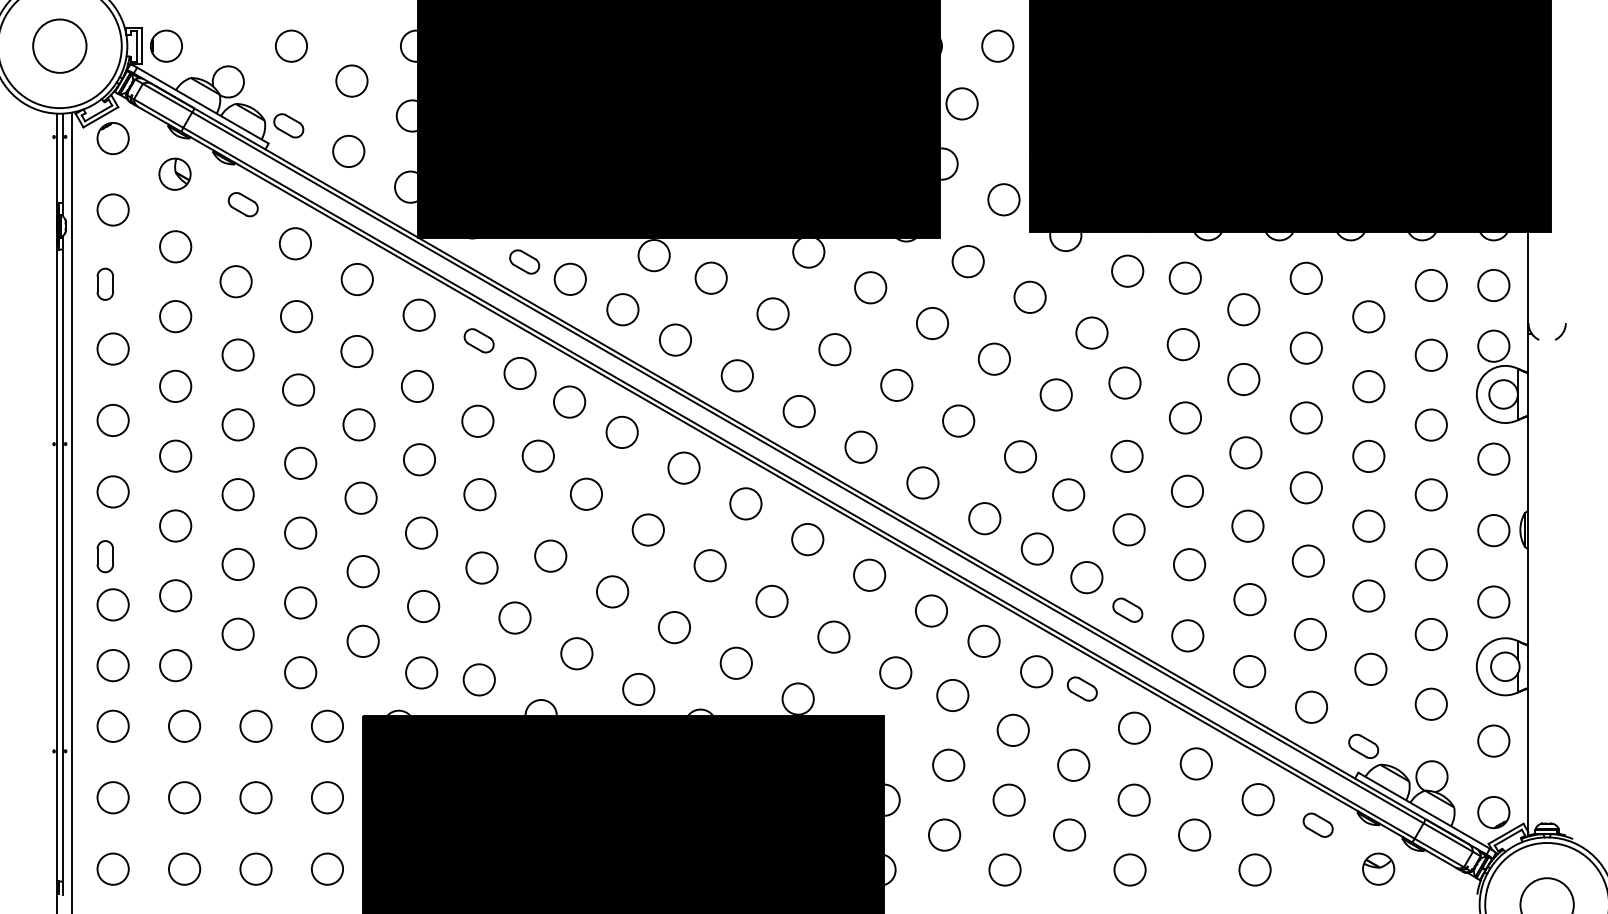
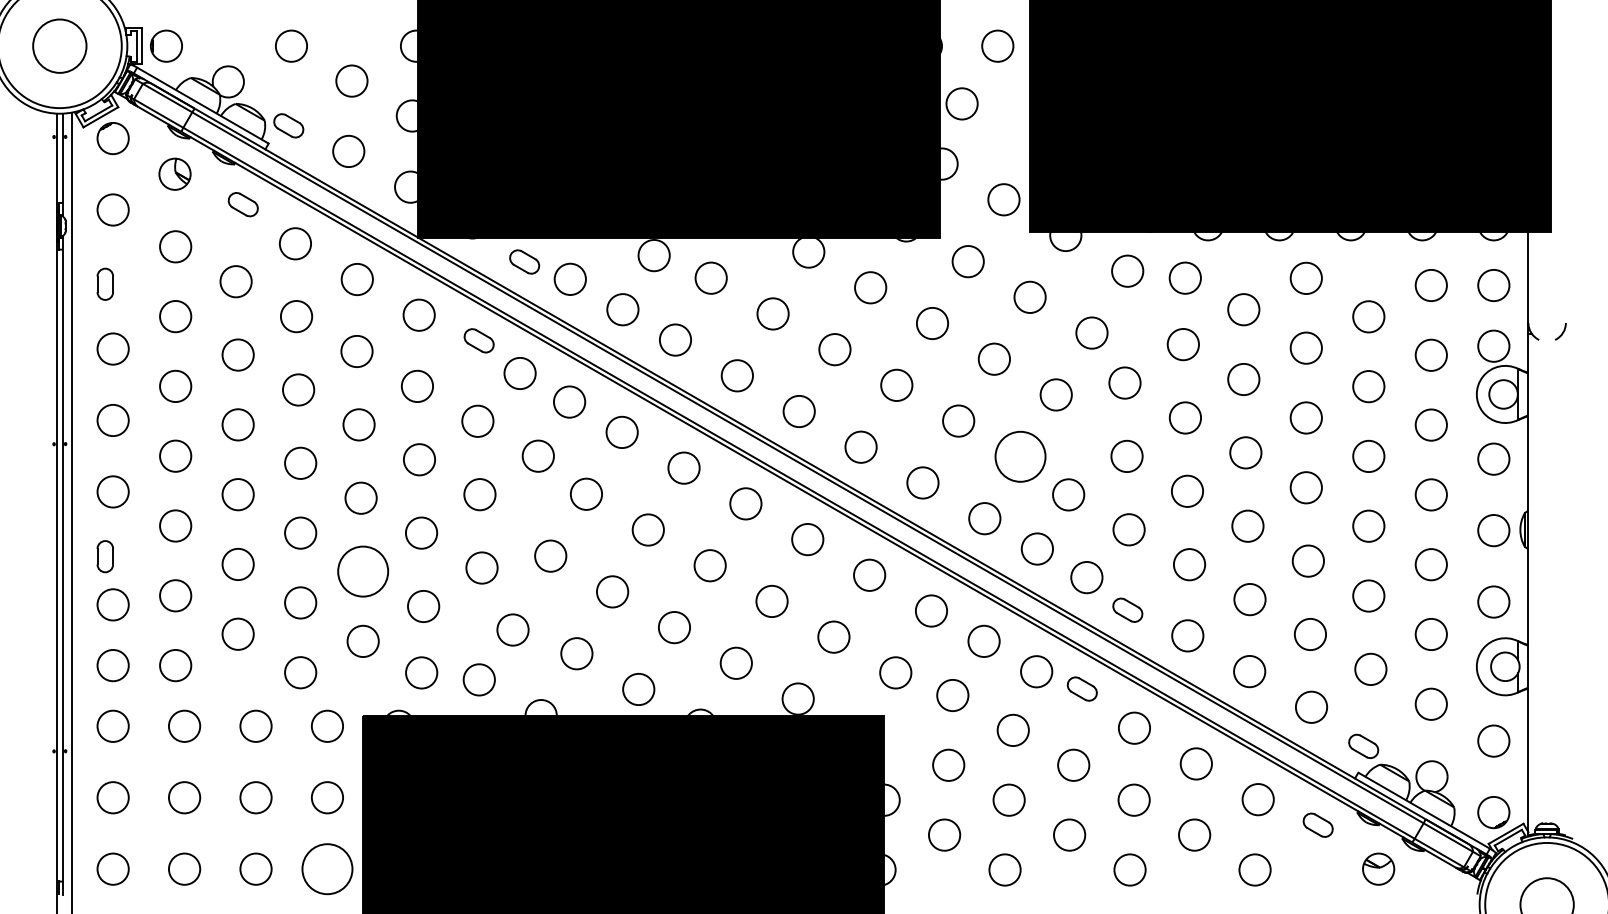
circle diameter: 31 px -> 50 px (1020, 456)
circle diameter: 31 px -> 50 px (363, 571)
circle position: (514, 617) -> (512, 629) (512, 629)
circle diameter: 31 px -> 50 px (327, 869)
